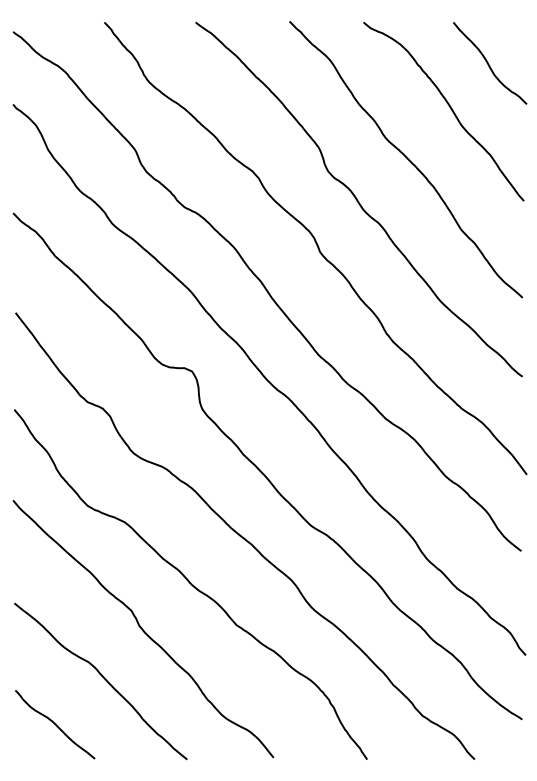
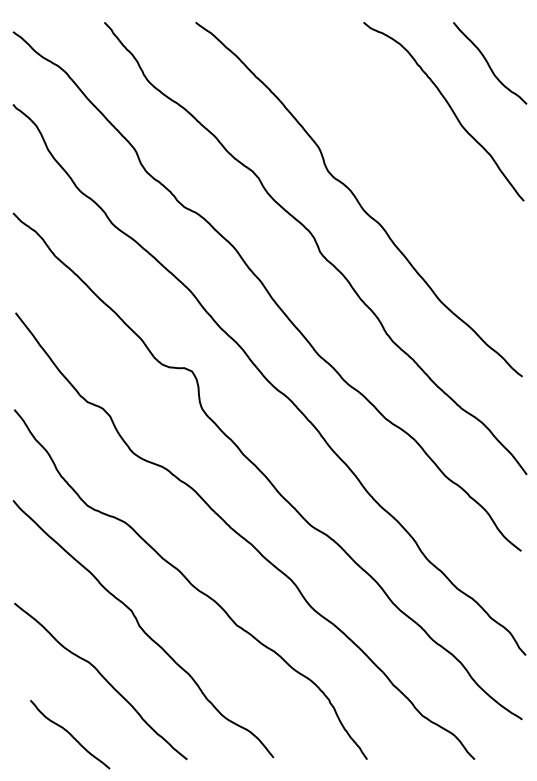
curve: present -> none (406, 158)
curve position: (55, 724) -> (70, 734) (70, 734)
